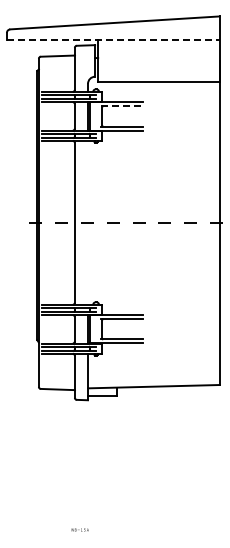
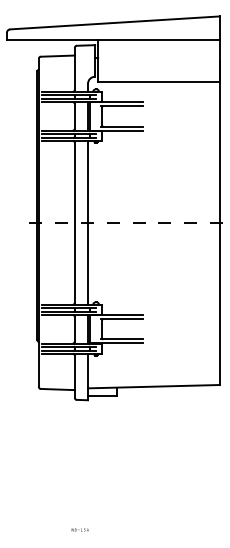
line: dashed -> solid (113, 39)
line: dashed -> solid (122, 106)
line: none -> present (88, 222)
